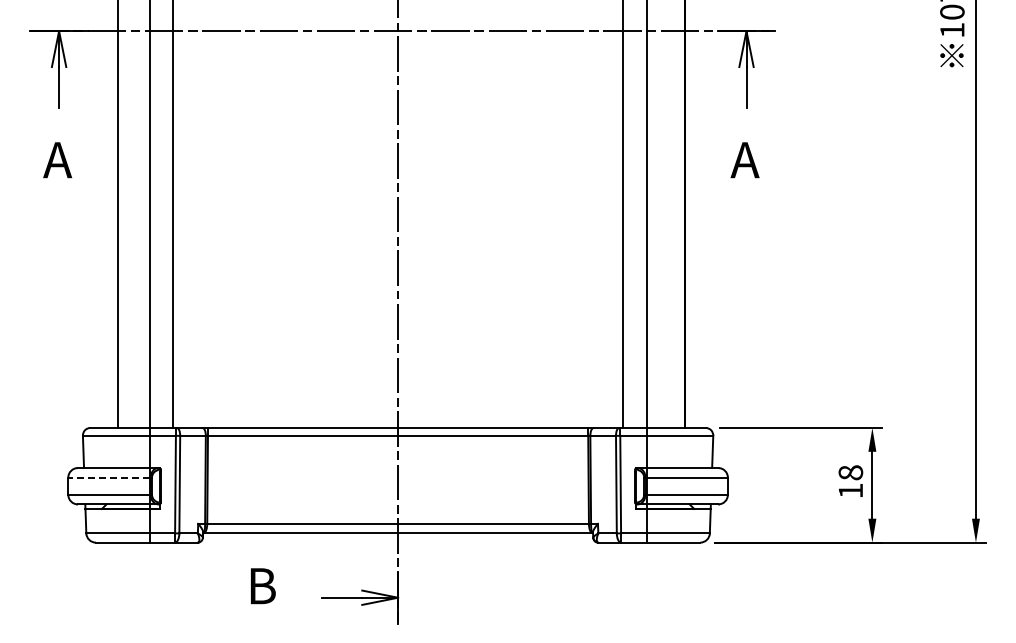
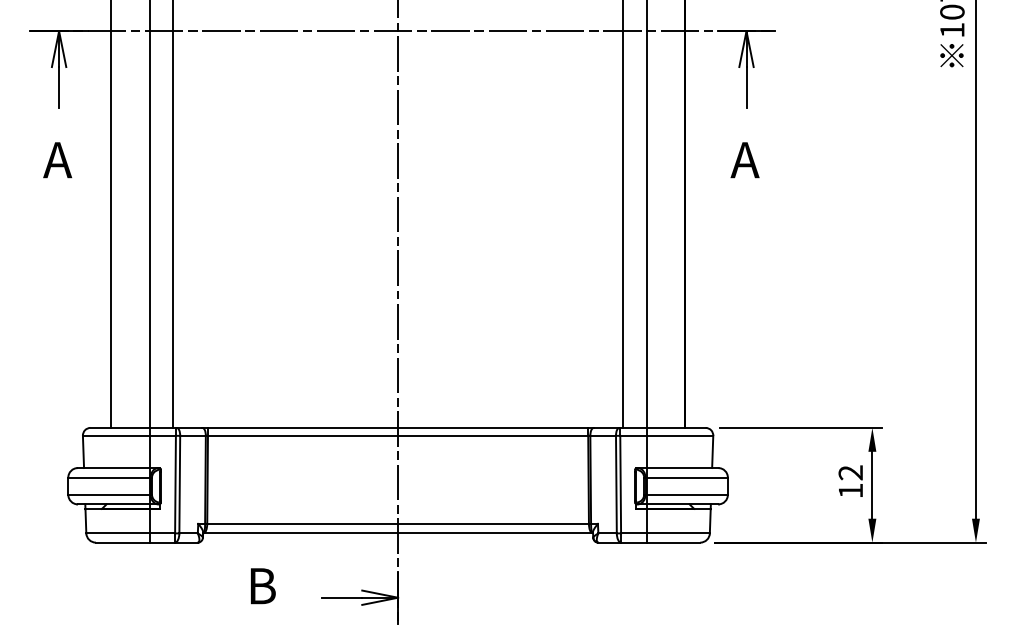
line position: (118, 214) -> (111, 214) (111, 214)
text: 18 -> 12 (850, 472)
line: dashed -> solid (108, 477)
